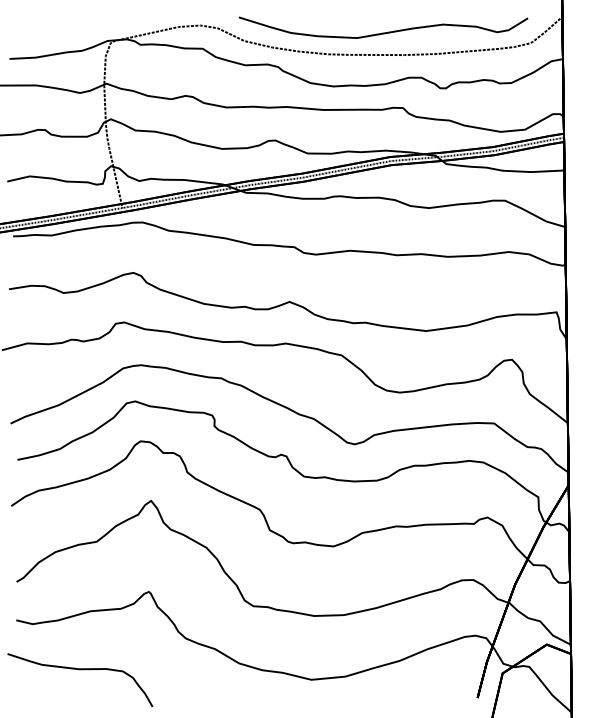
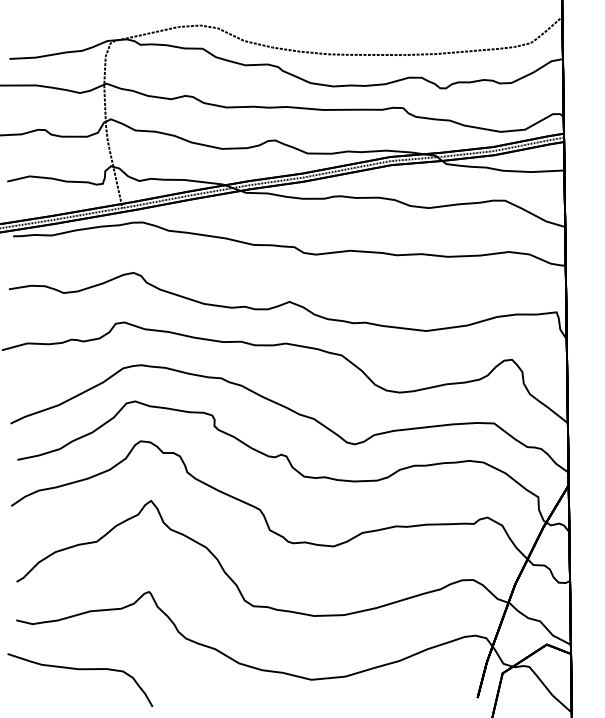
part: present -> none (383, 27)
